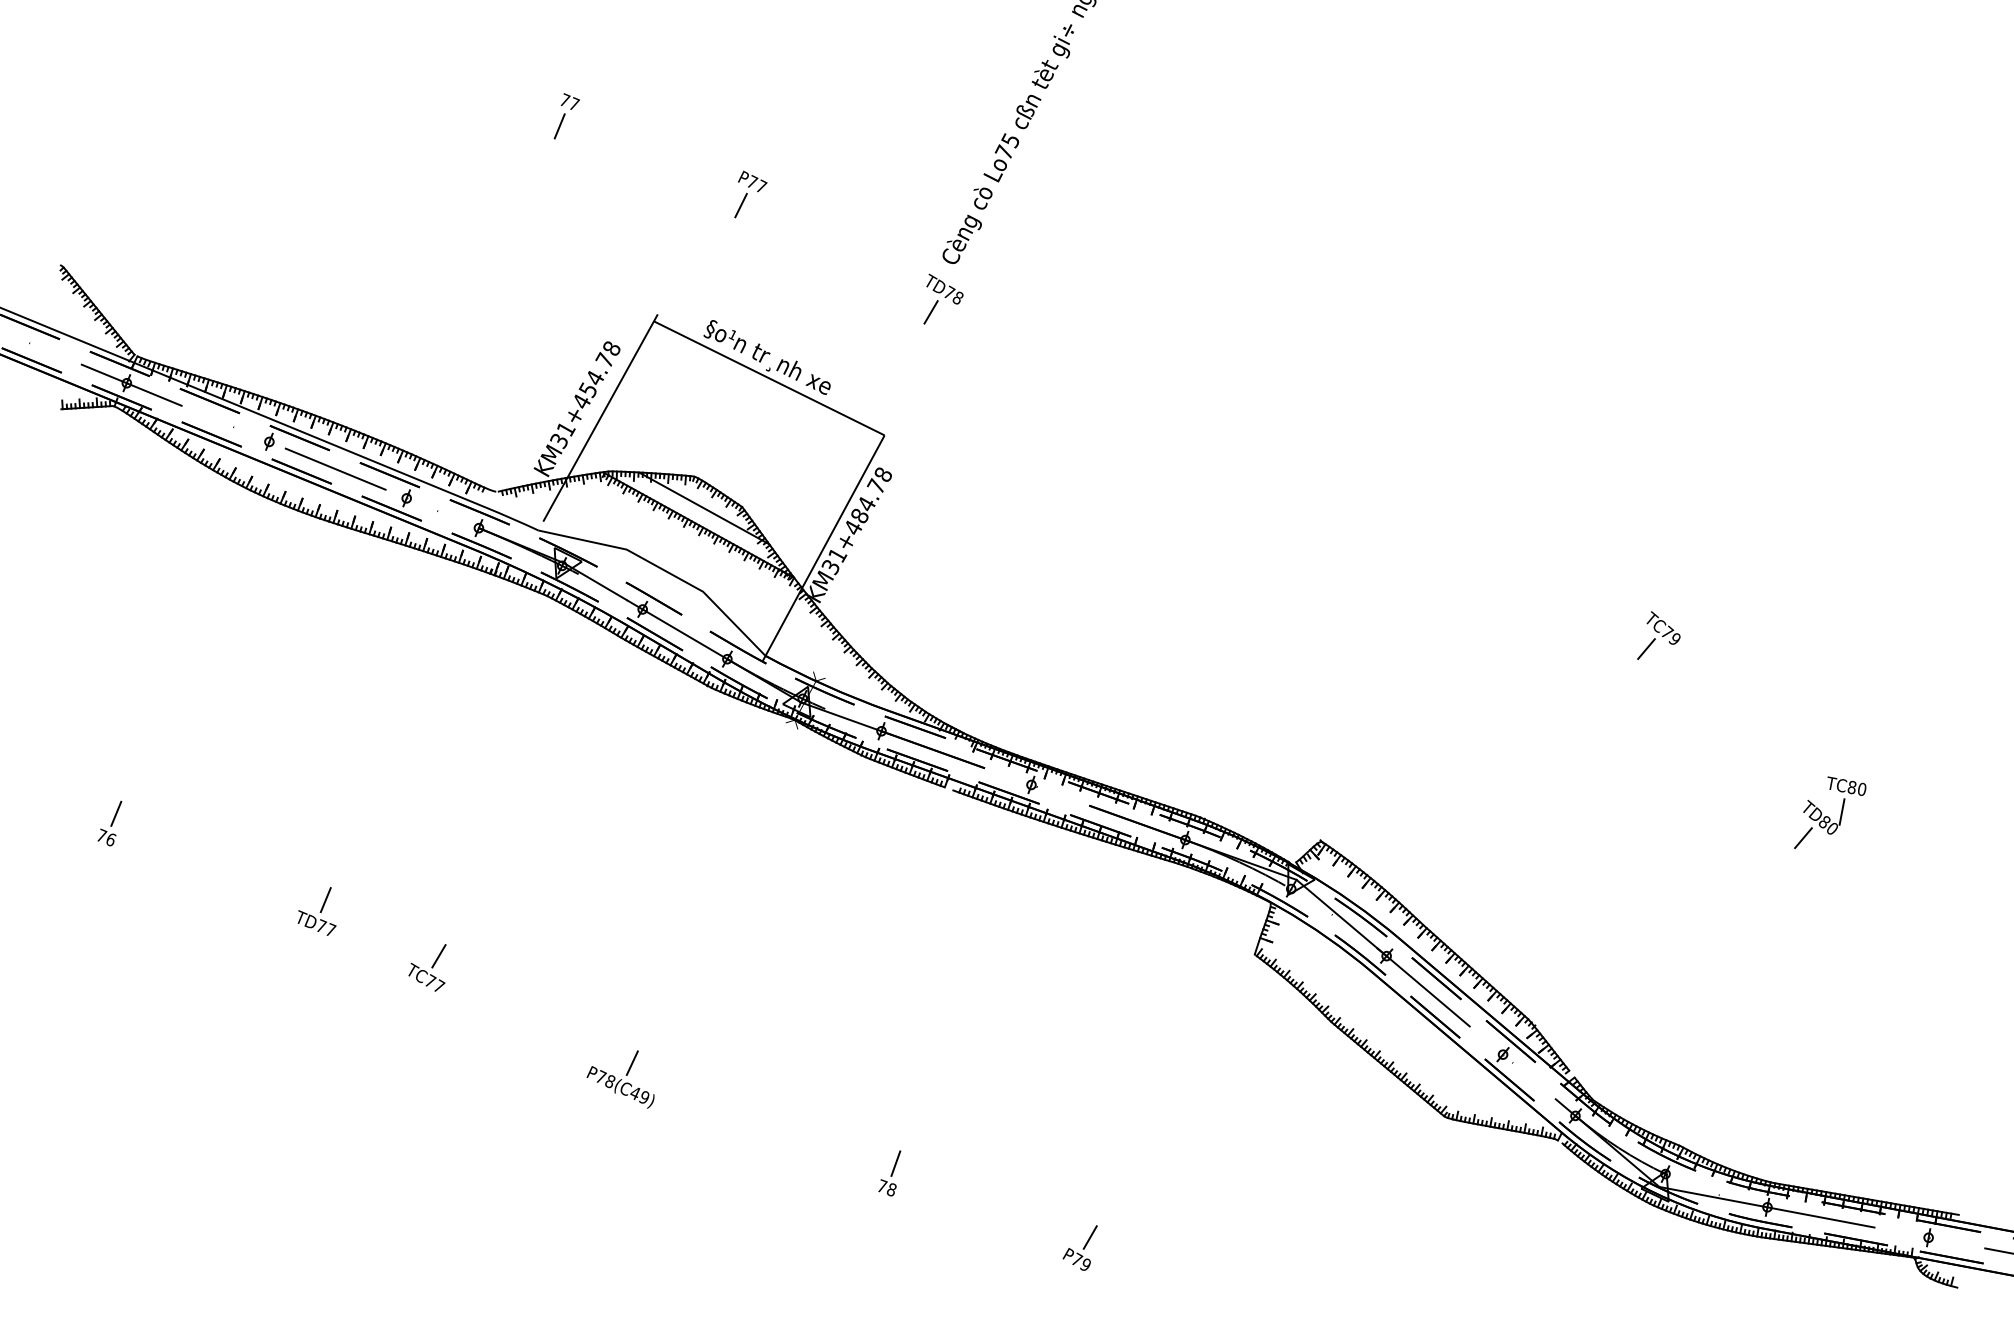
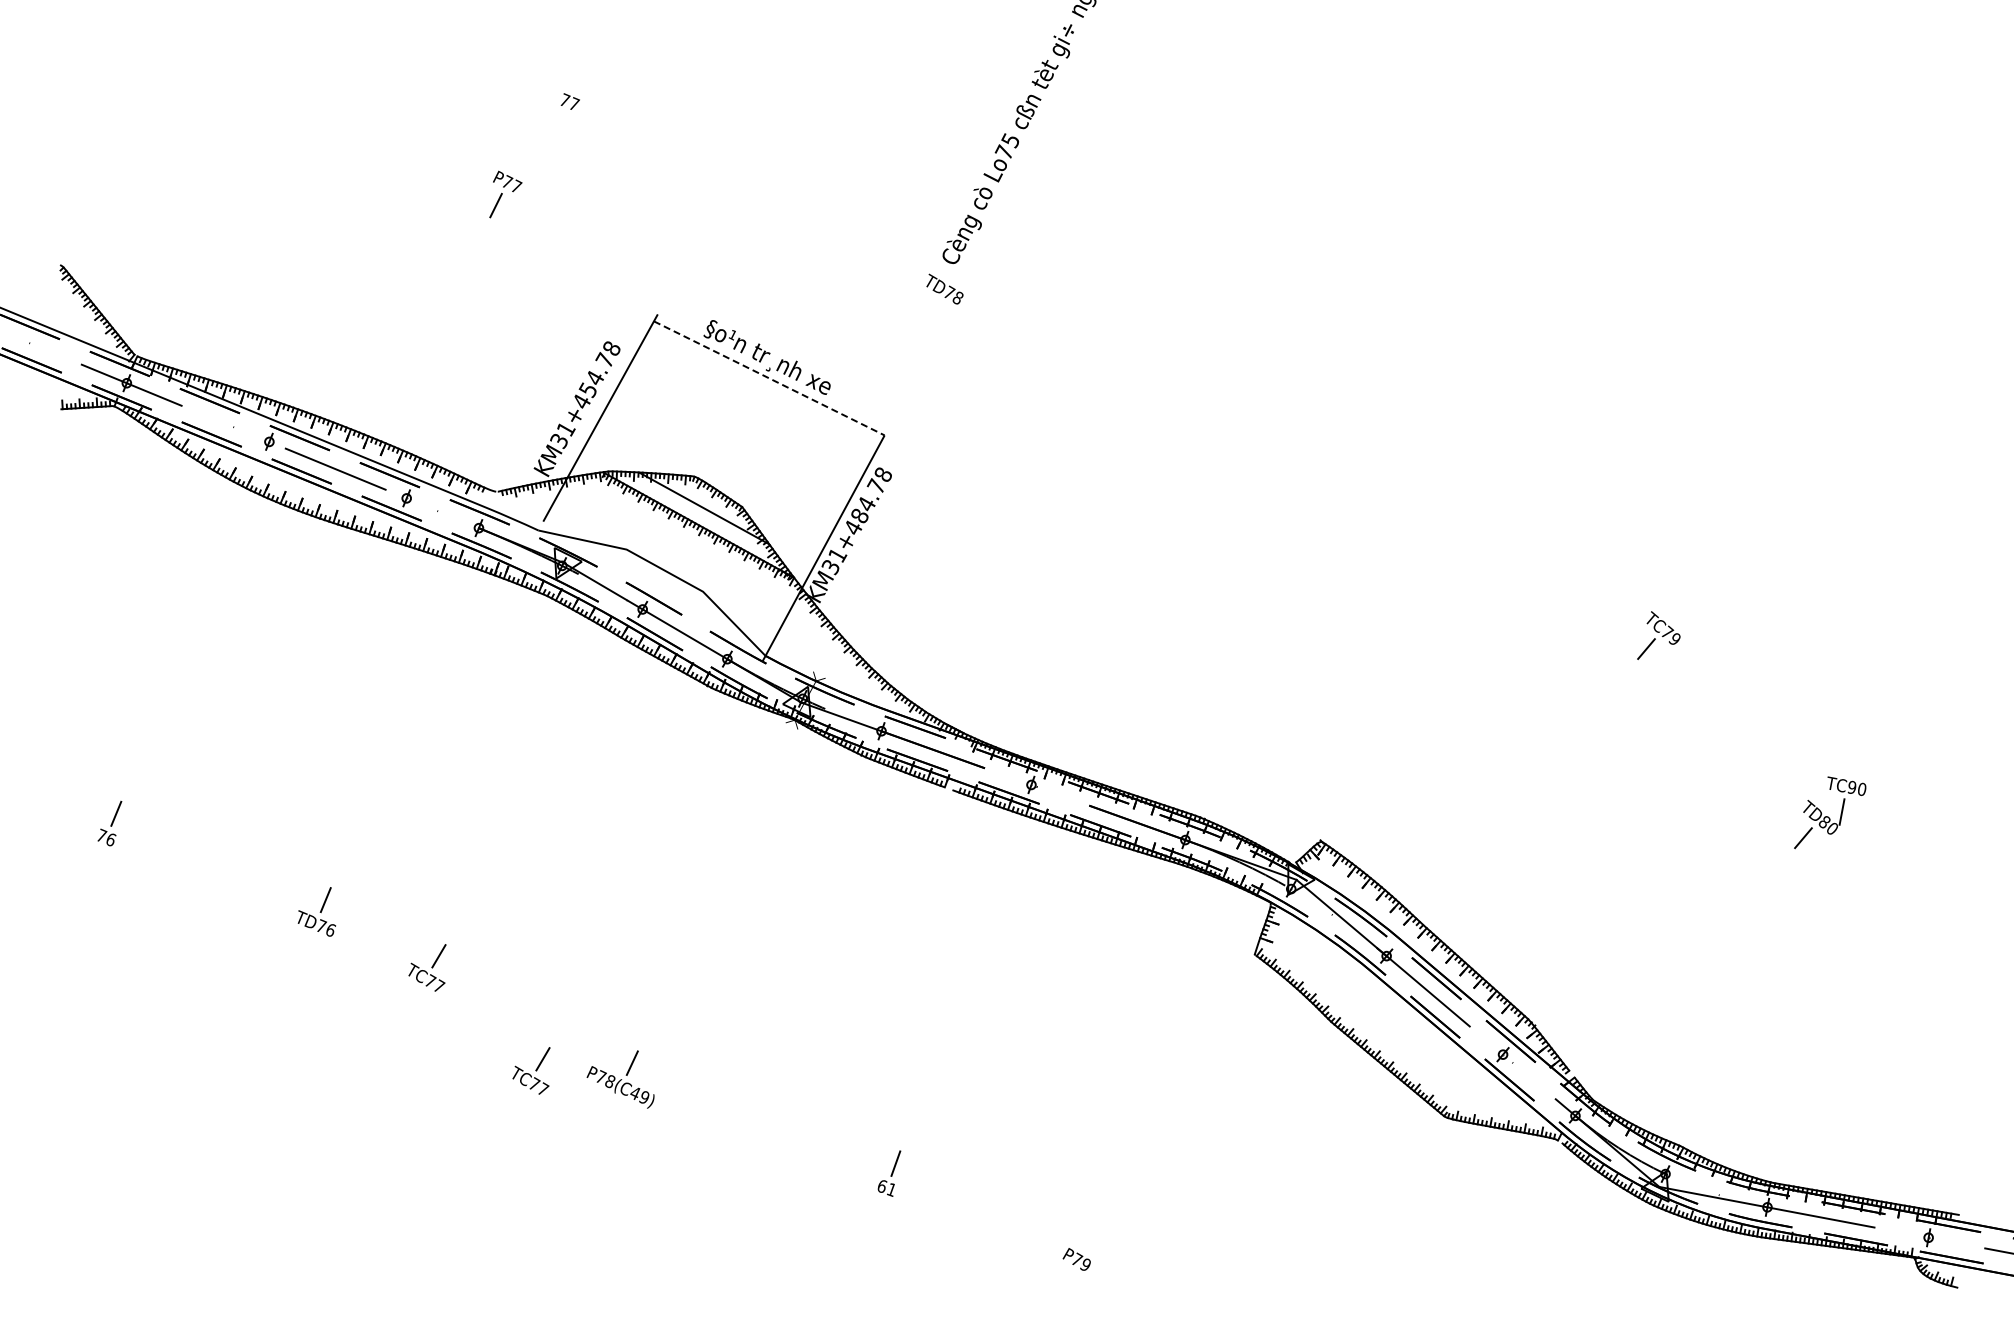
line: present -> none (559, 126)
part position: (750, 194) -> (505, 194) (505, 194)
line: present -> none (930, 312)
line: solid -> dashed (769, 378)
text: TC80 -> TC90 (1851, 787)
text: TD77 -> TD76 (331, 929)
part: none -> present (531, 1070)
text: 78 -> 61 (886, 1187)
line: present -> none (1089, 1237)
